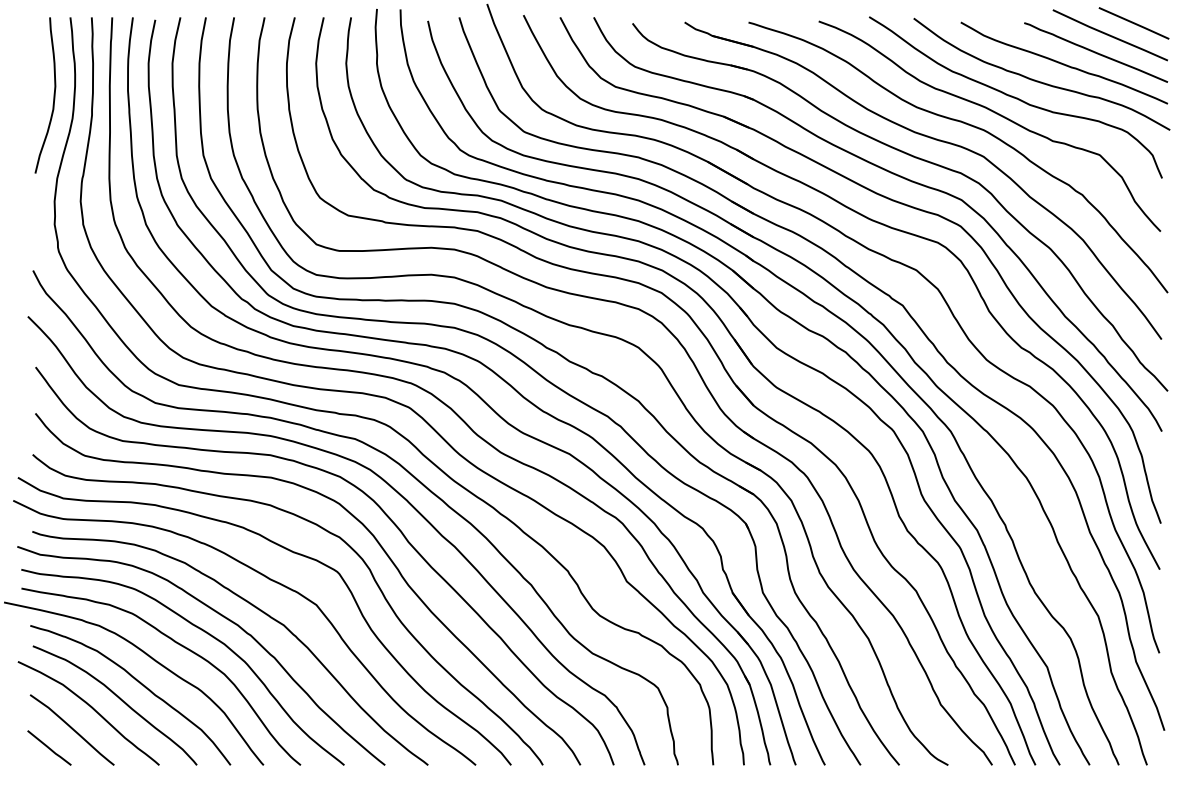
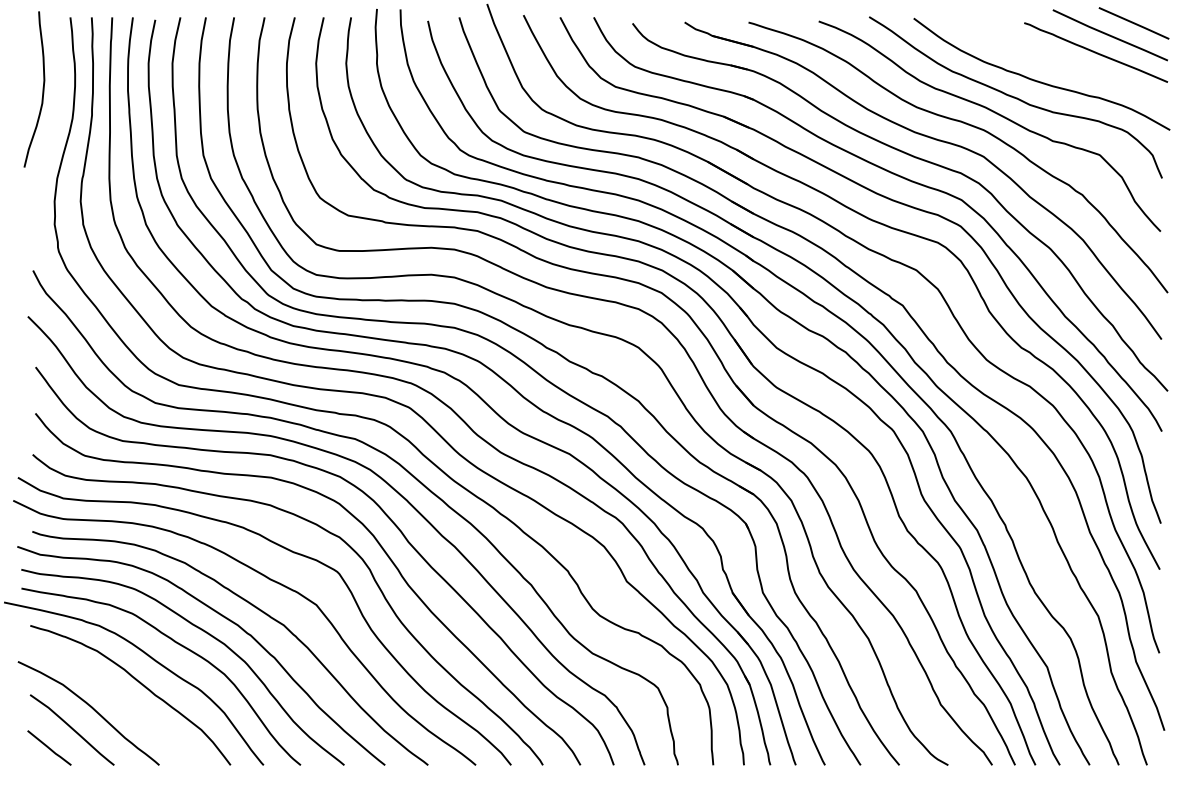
curve: present -> none (1064, 63)
curve position: (53, 95) -> (42, 89) (42, 89)
curve: present -> none (119, 699)
